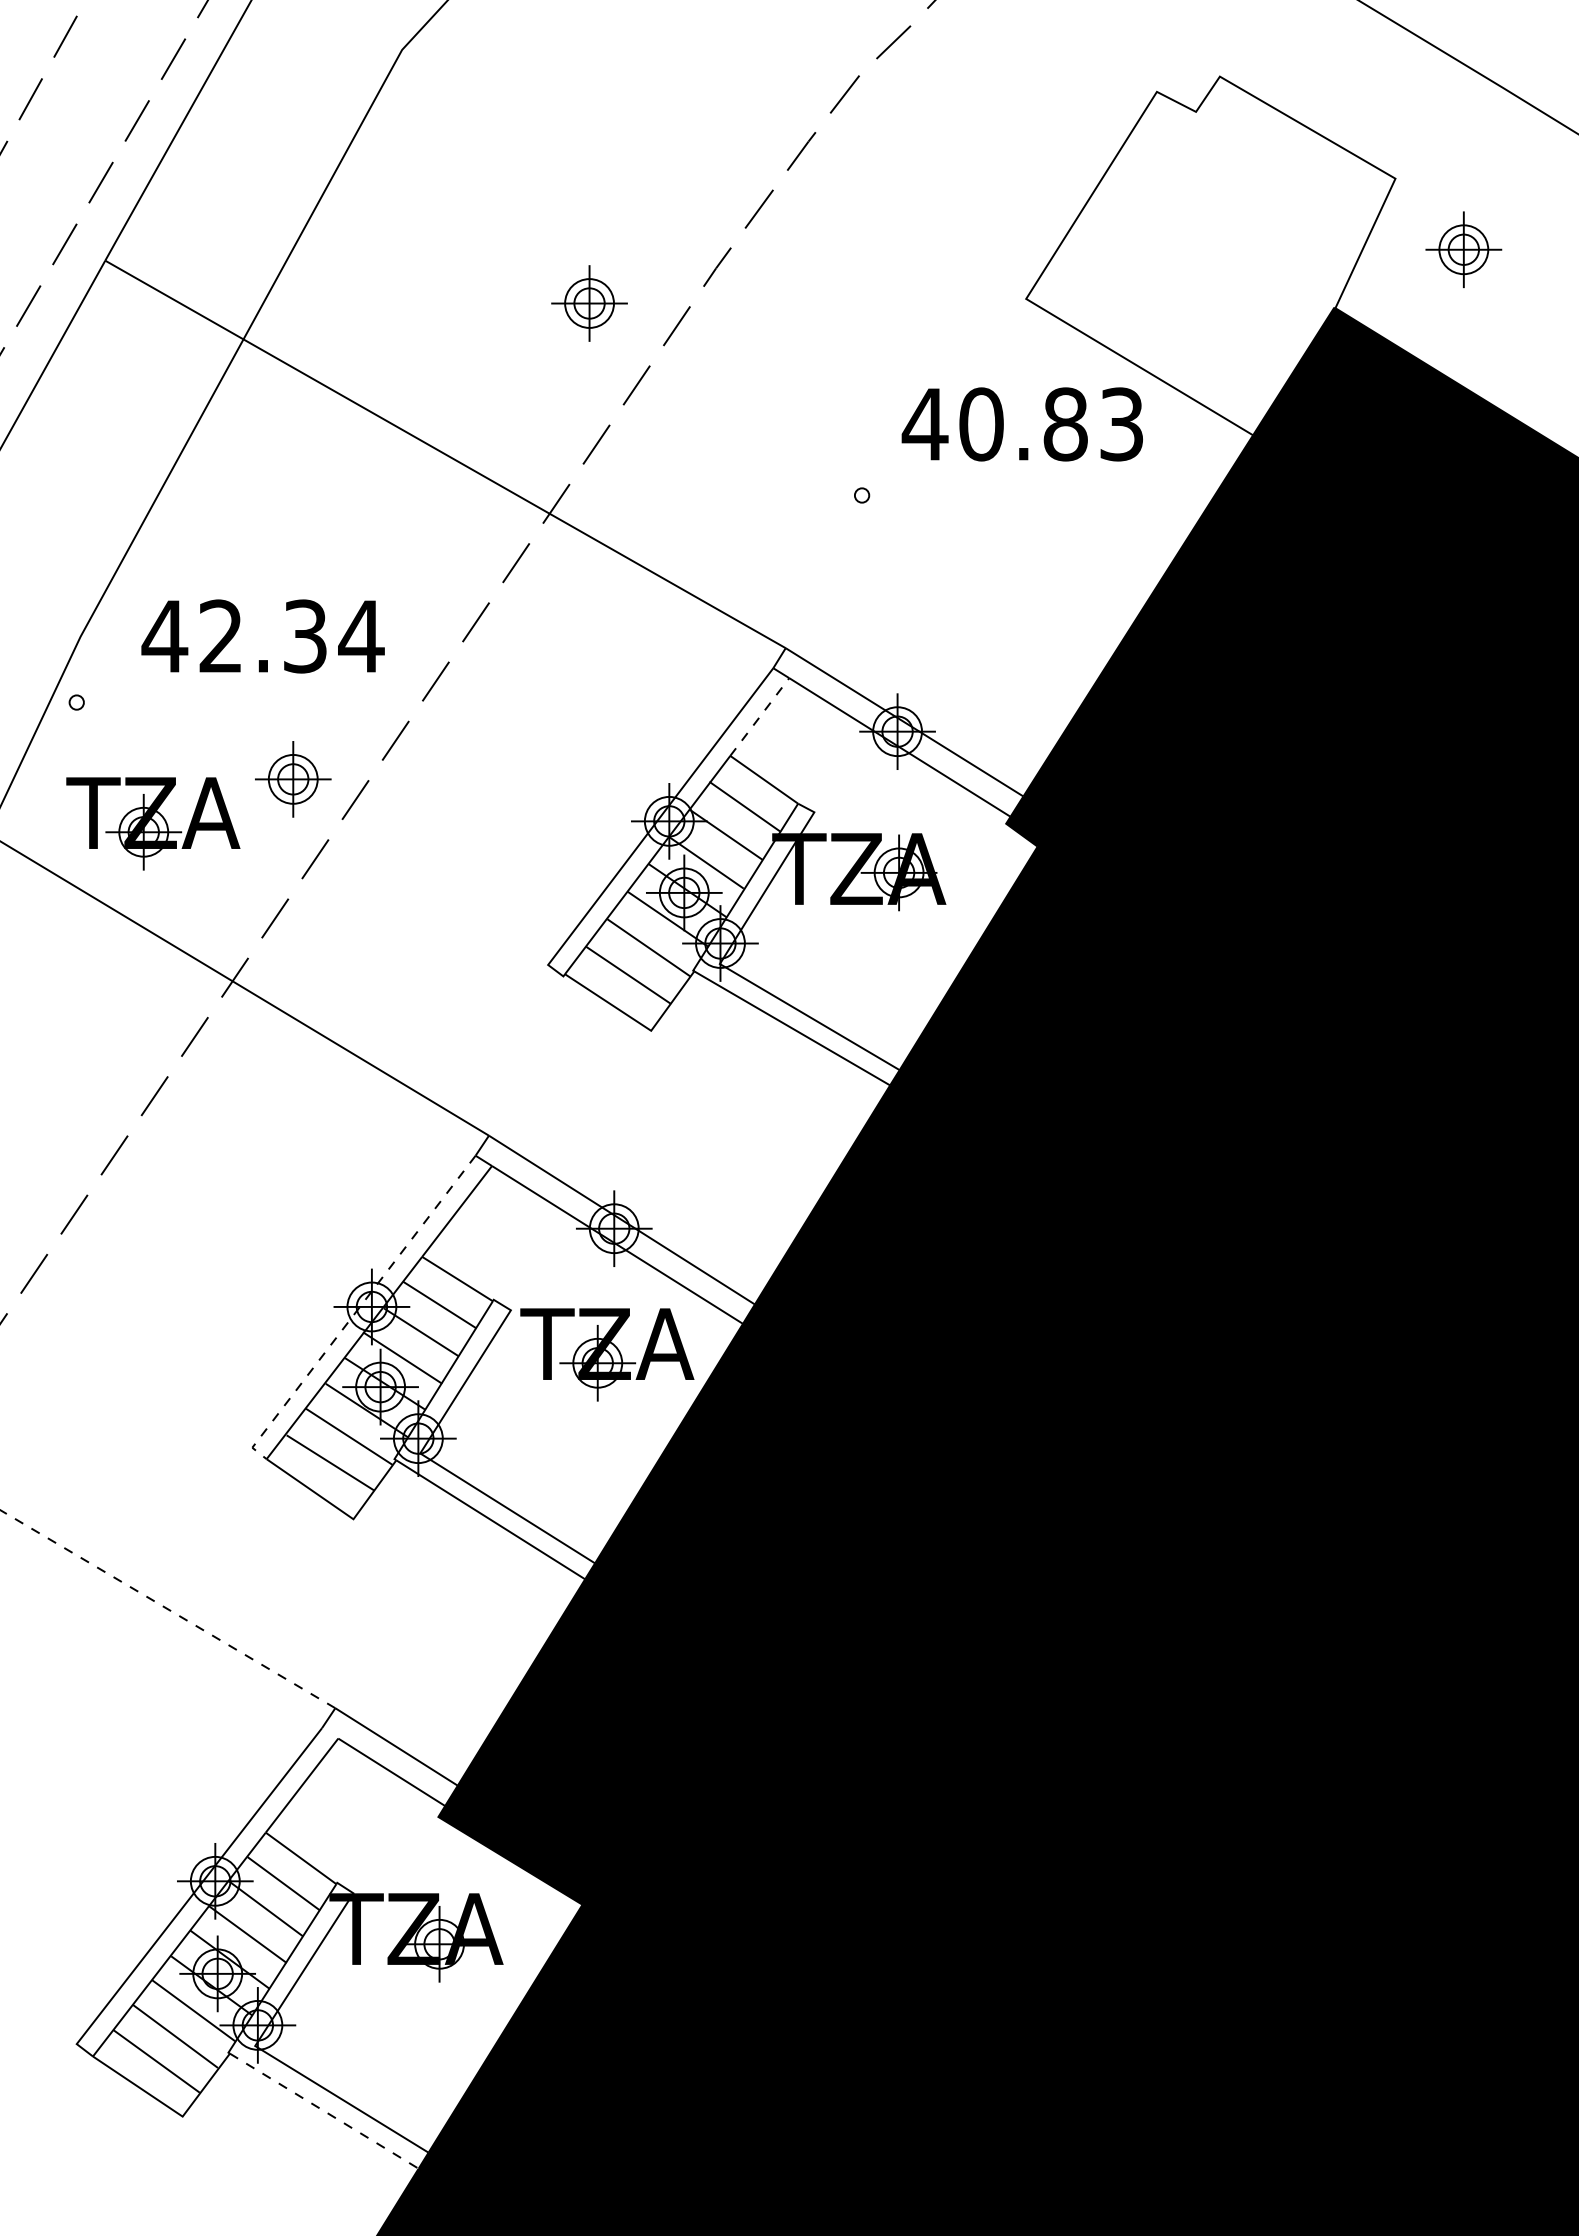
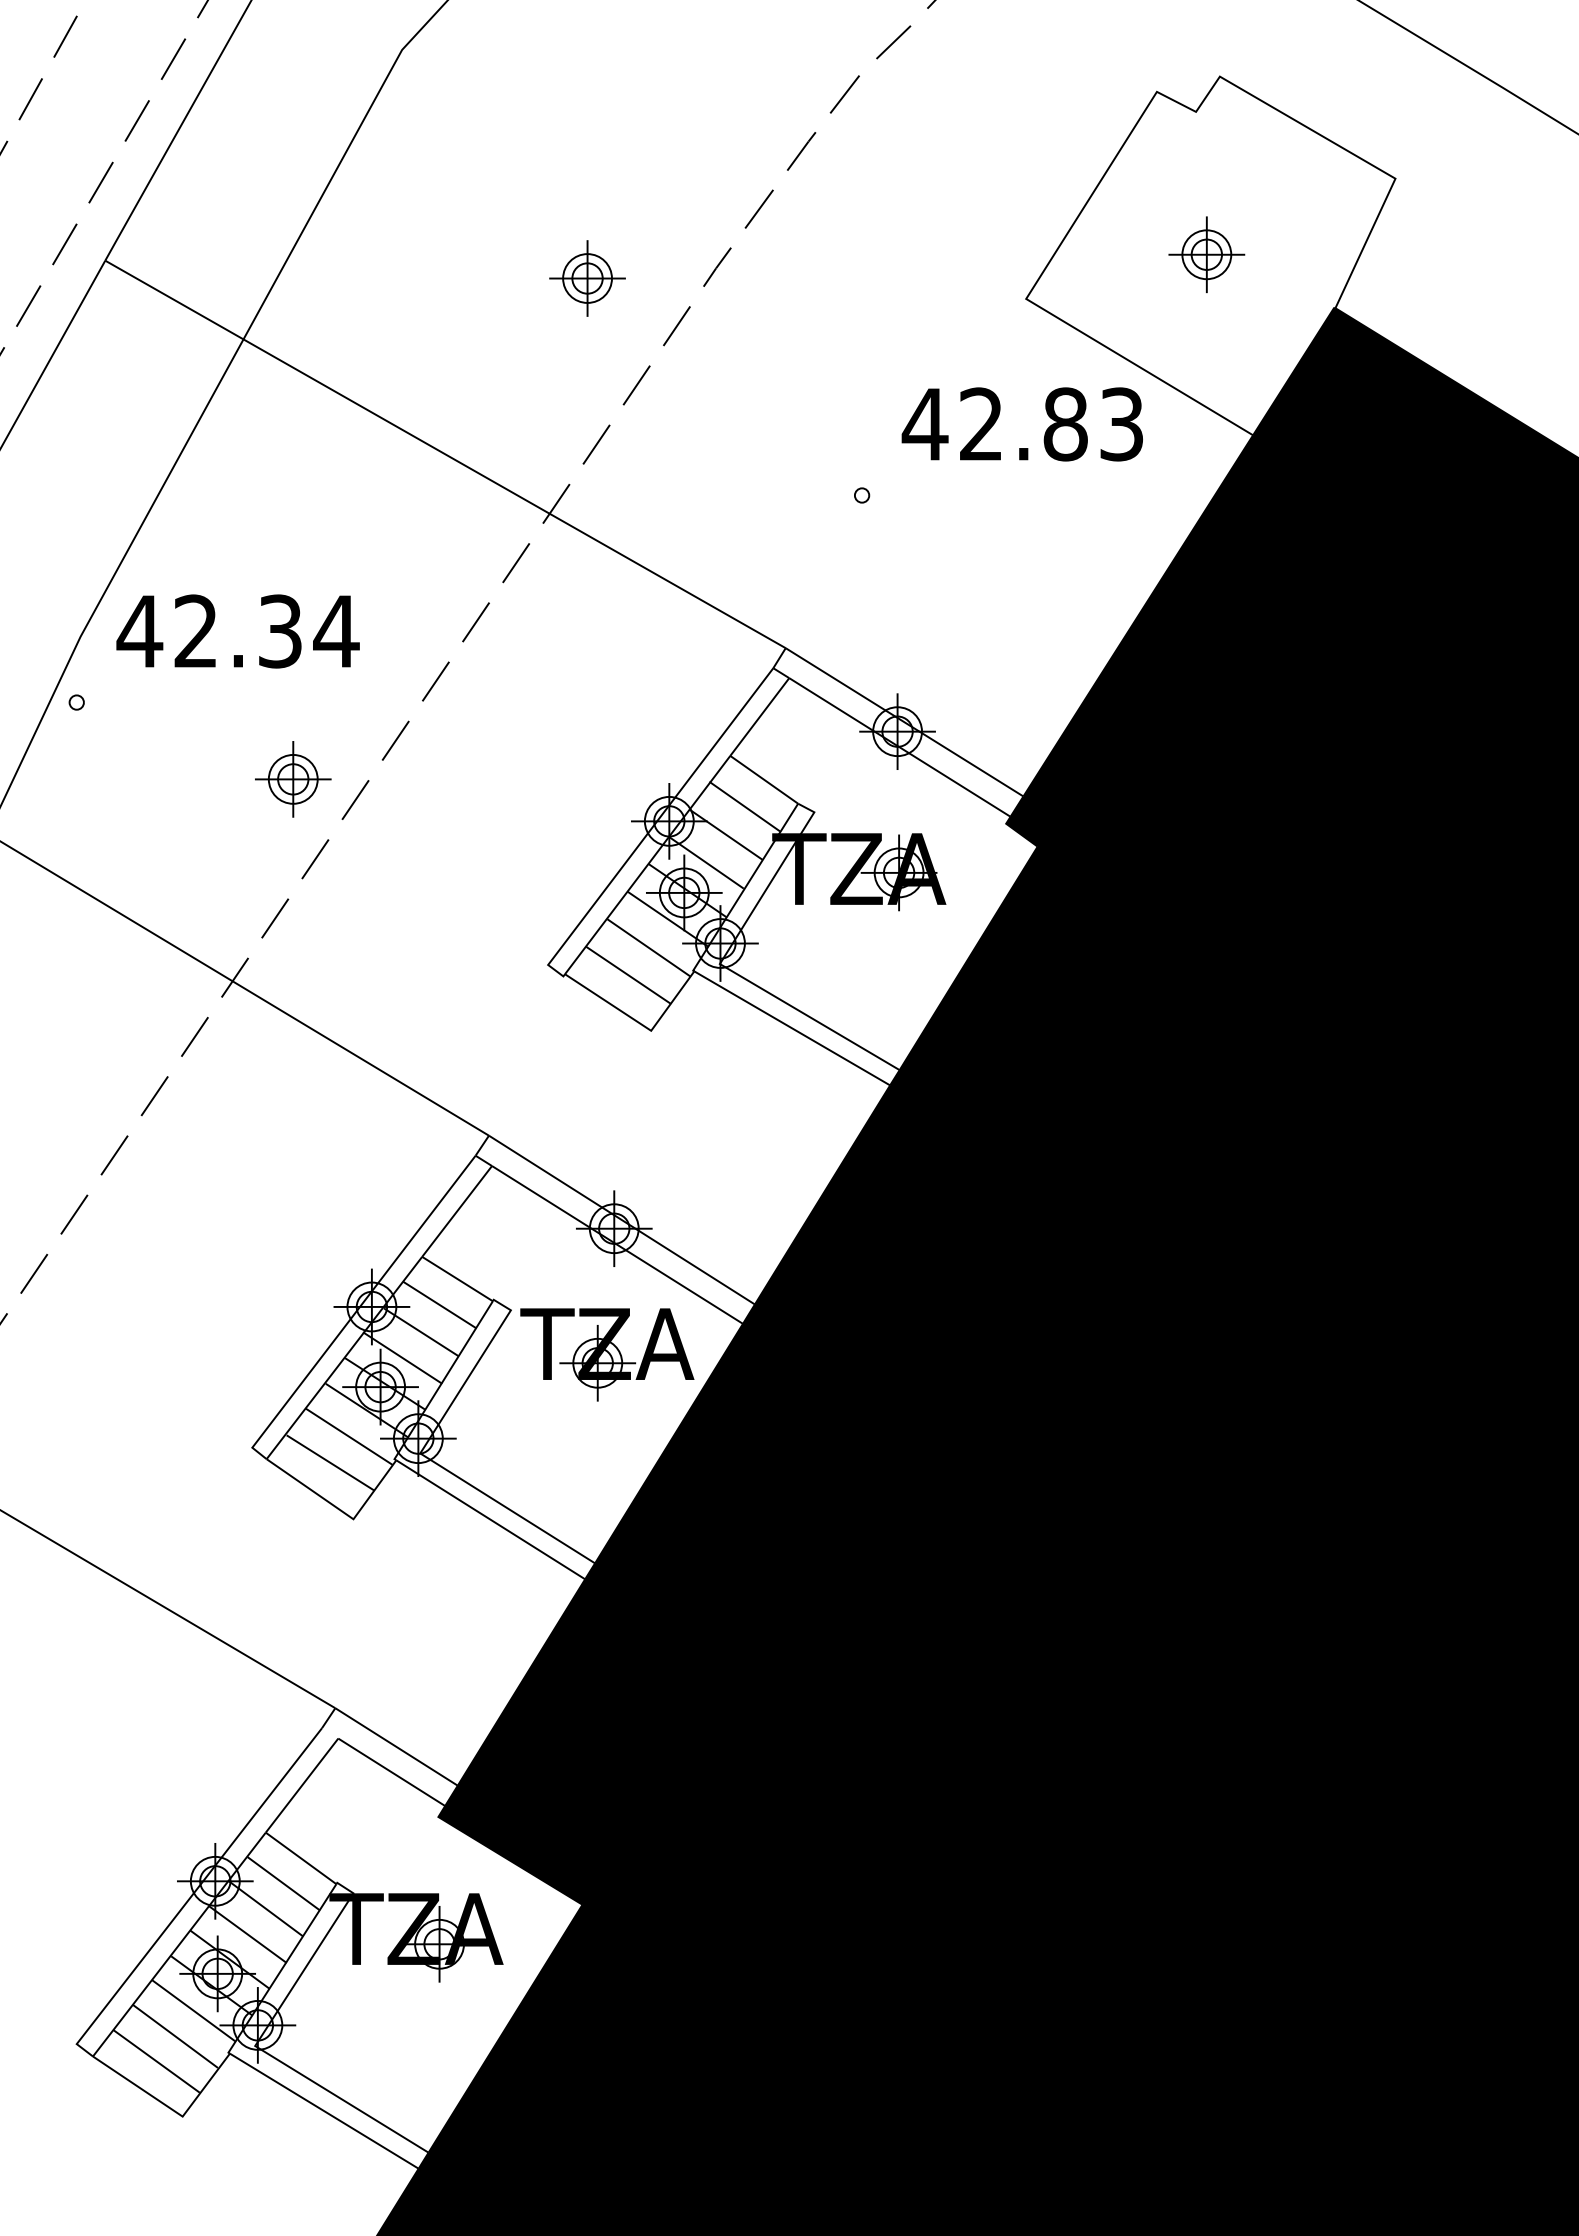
part position: (1463, 249) -> (1206, 254) (1206, 254)
part position: (589, 303) -> (587, 278) (587, 278)
text: 40.83 -> 42.83 (981, 424)
text position: (262, 636) -> (237, 631) (237, 631)
line: dashed -> solid (759, 717)
part: present -> none (153, 823)
line: dashed -> solid (357, 1309)
line: dashed -> solid (167, 1609)
line: dashed -> solid (324, 2111)
